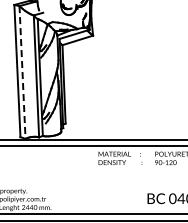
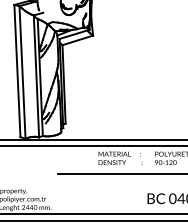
line: dashed -> solid (22, 72)
line: none -> present (120, 173)
